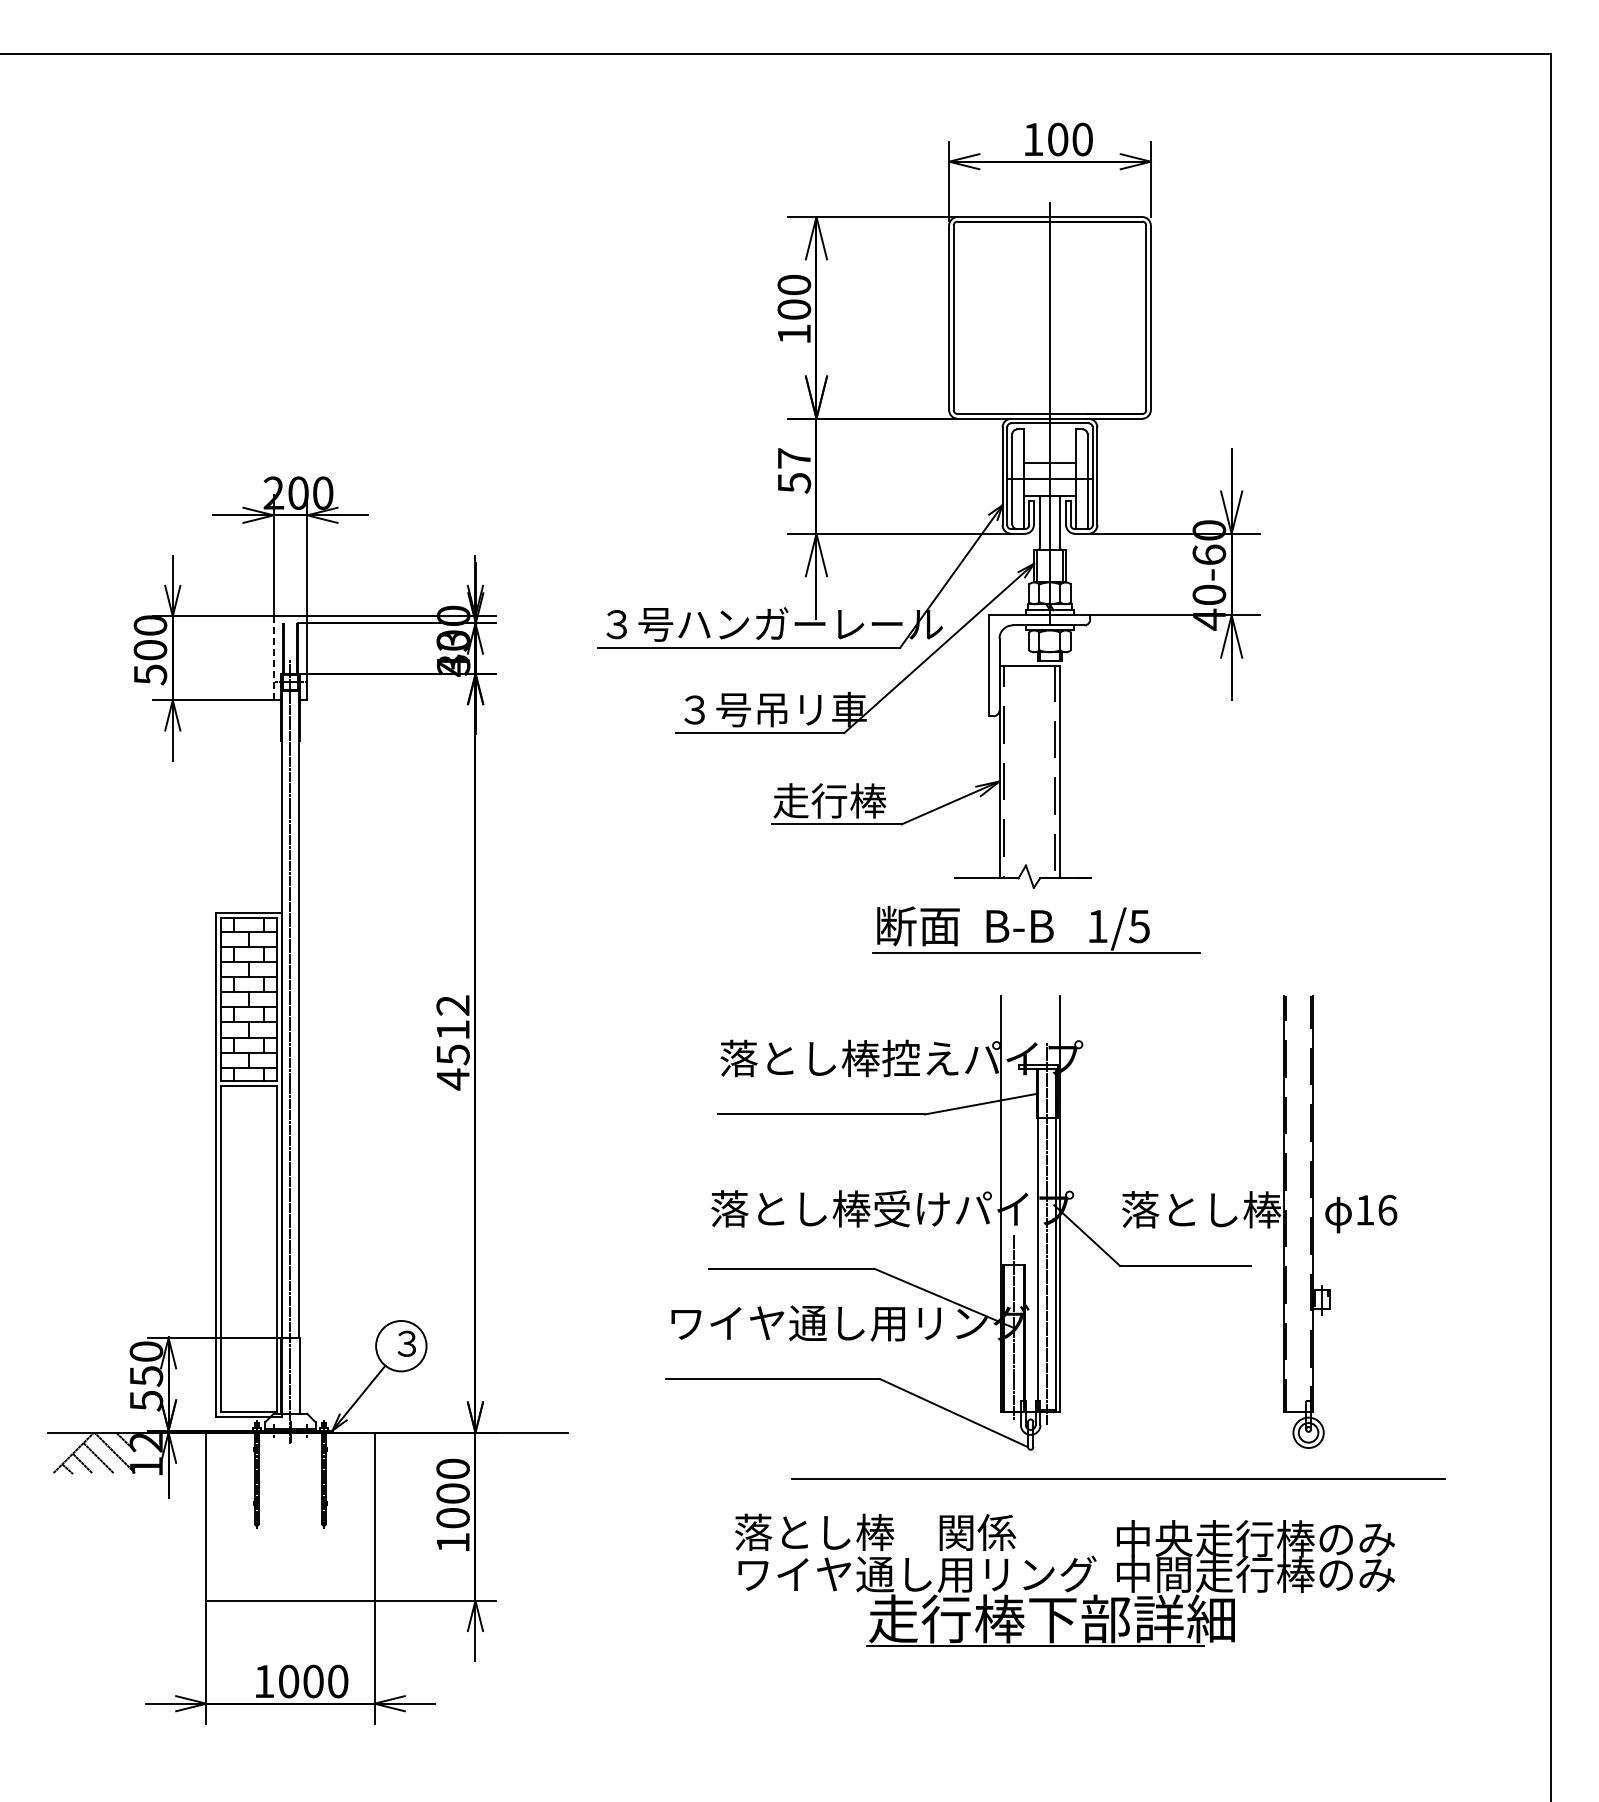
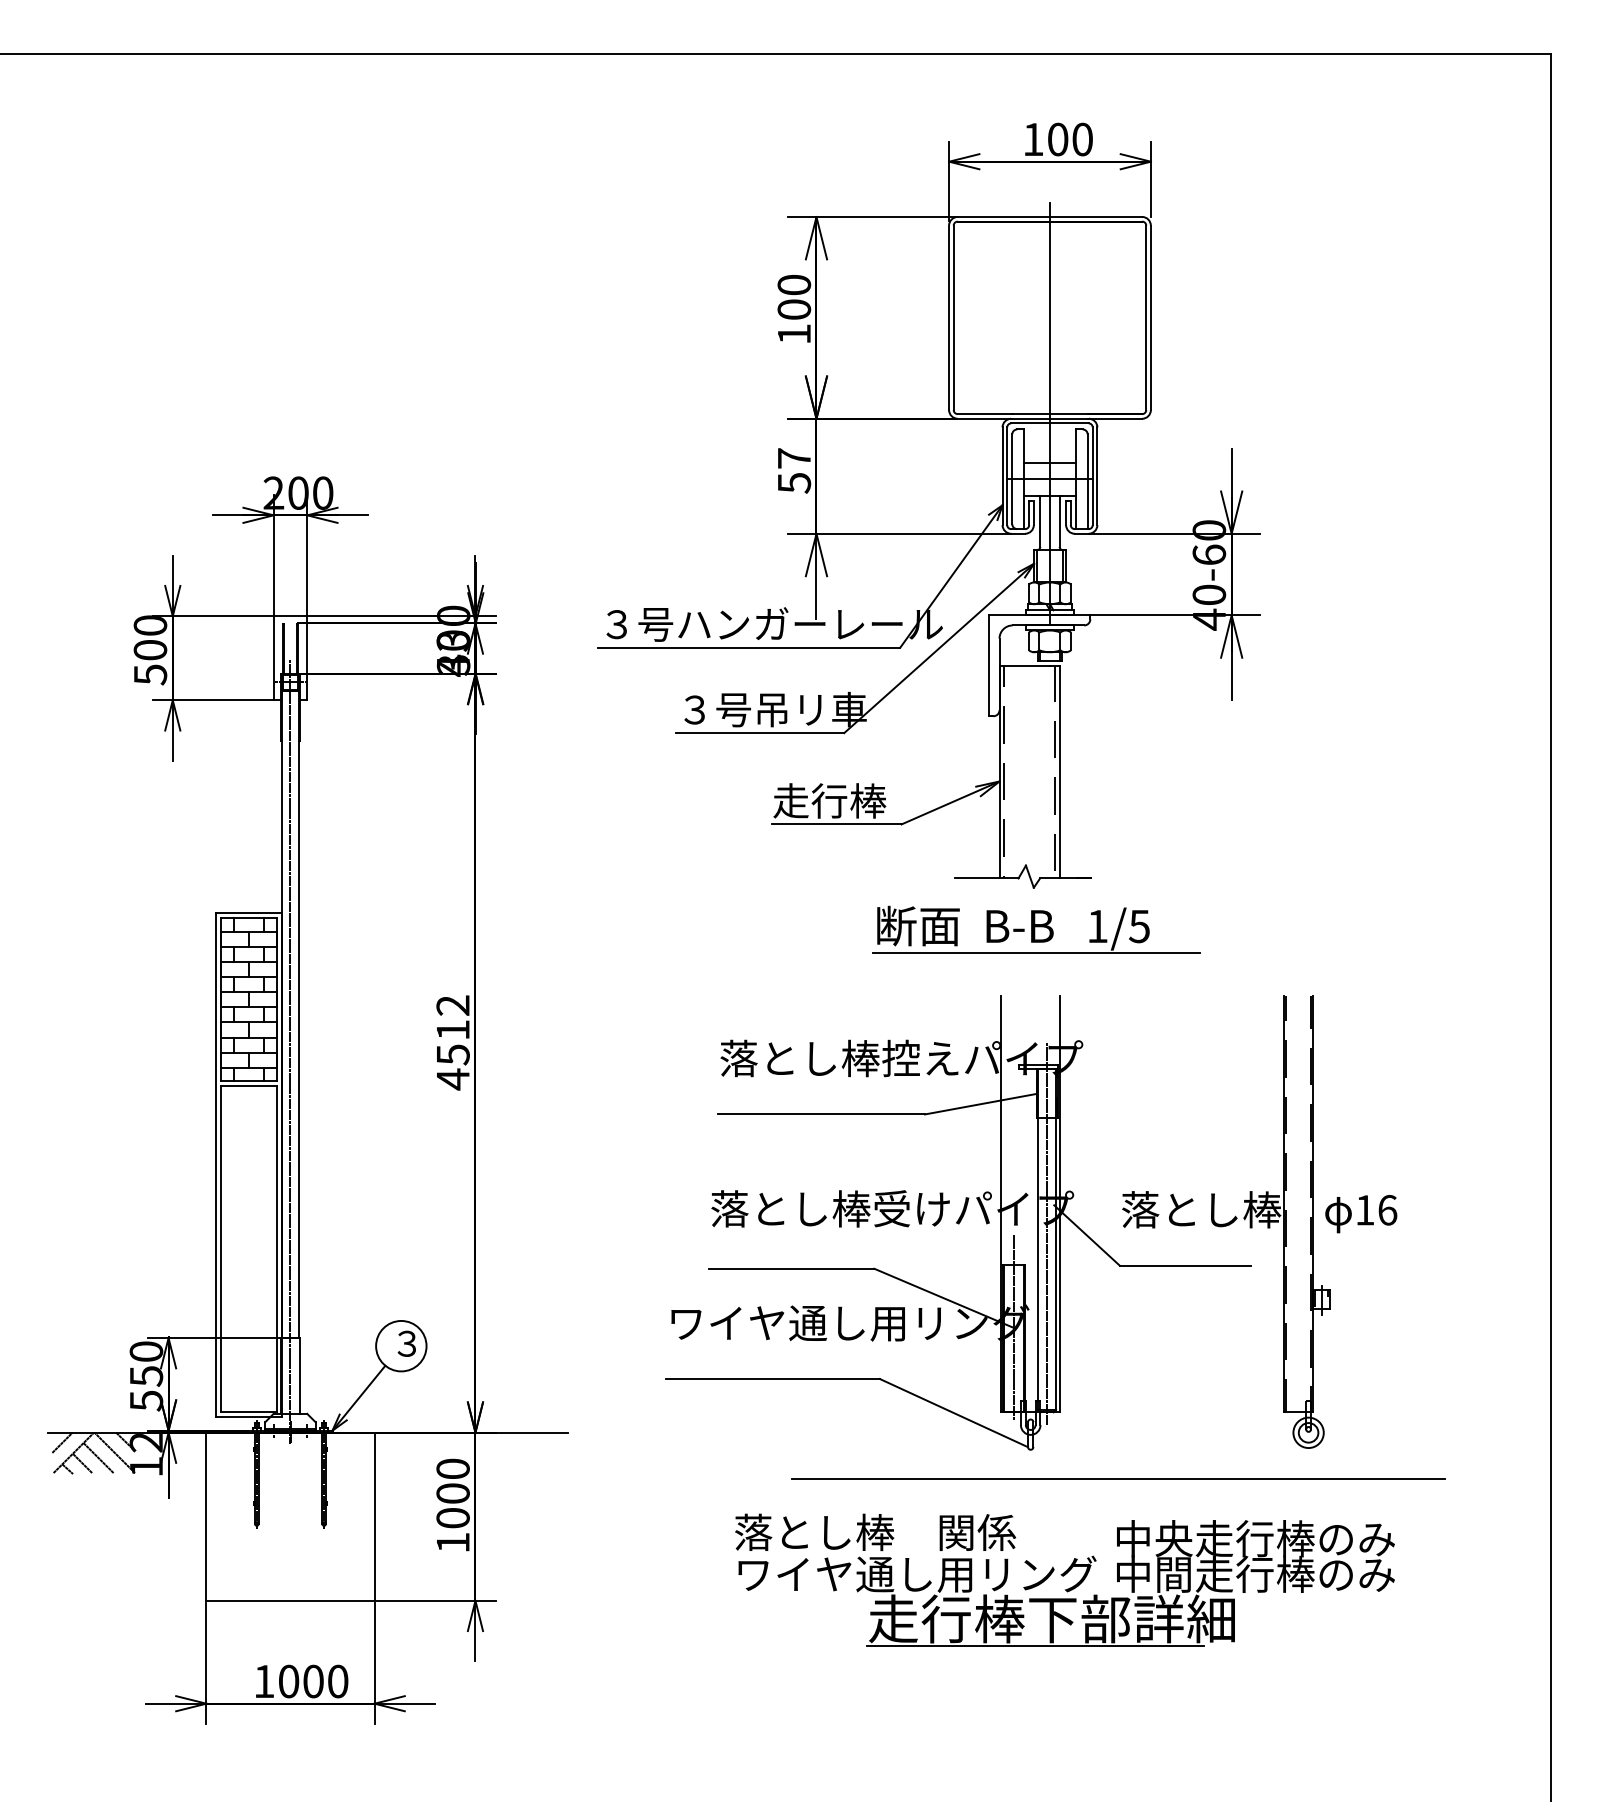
line: dashed -> solid (273, 657)
line: none -> present (62, 1442)
